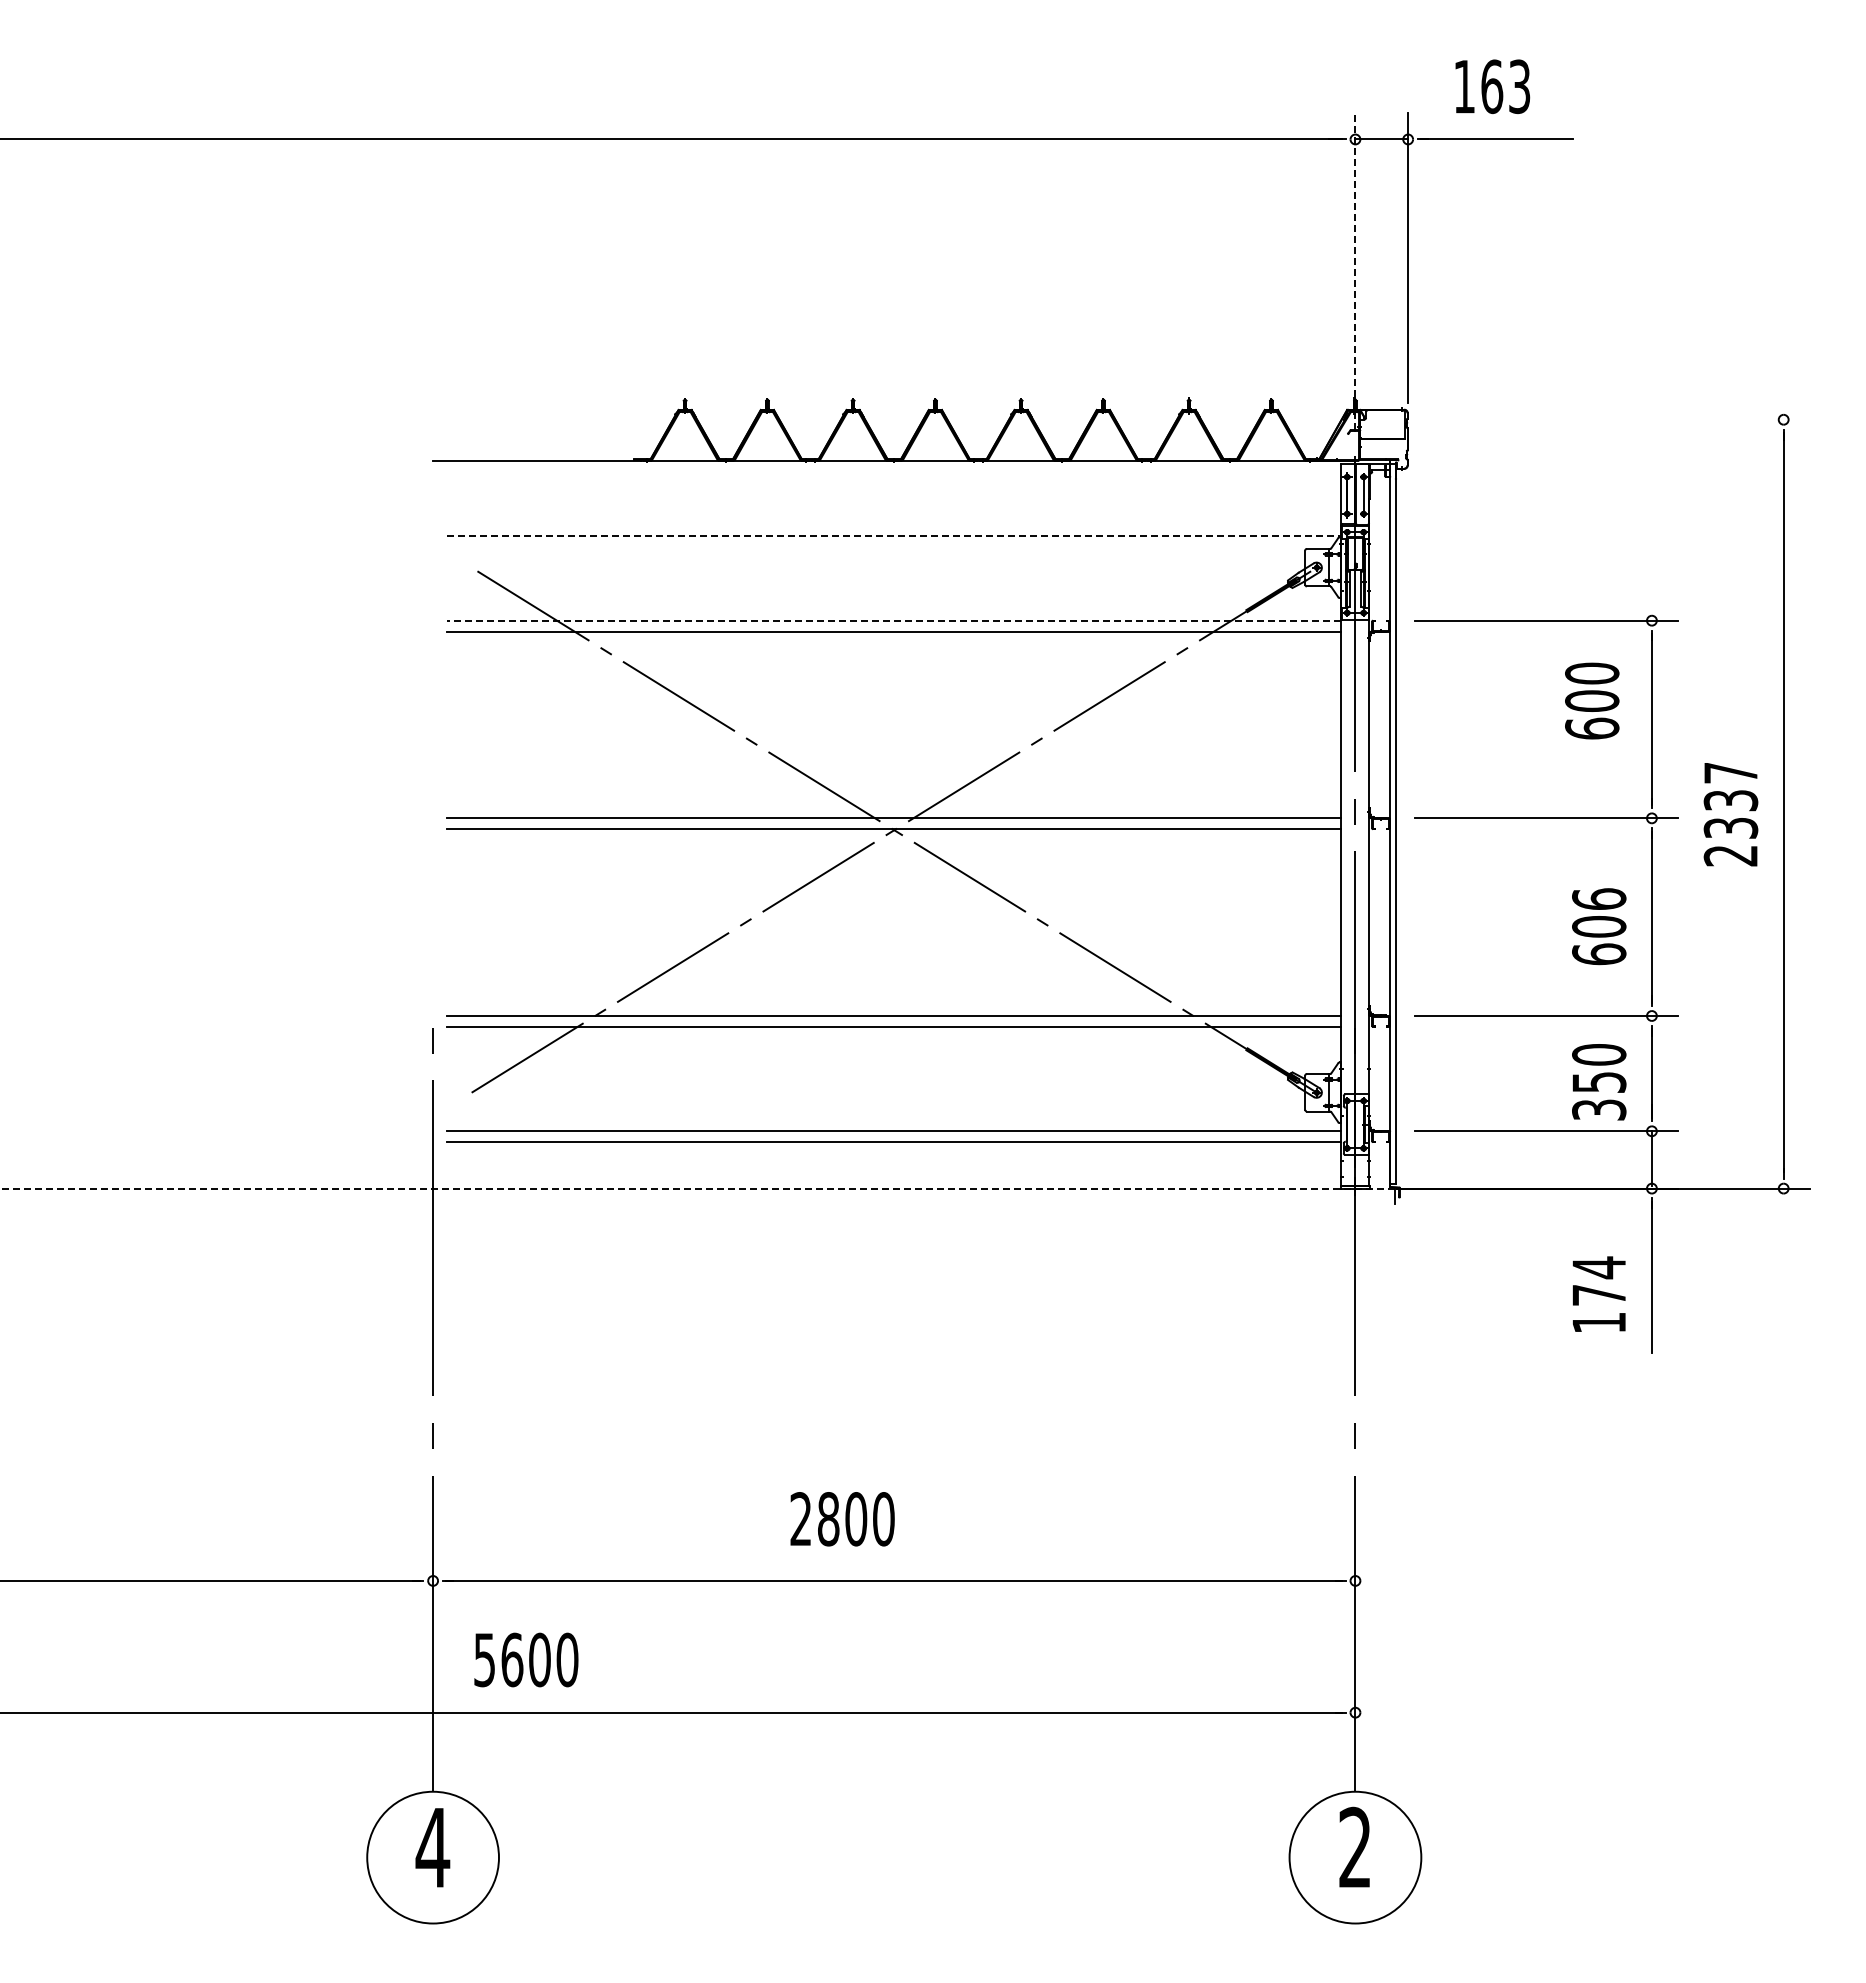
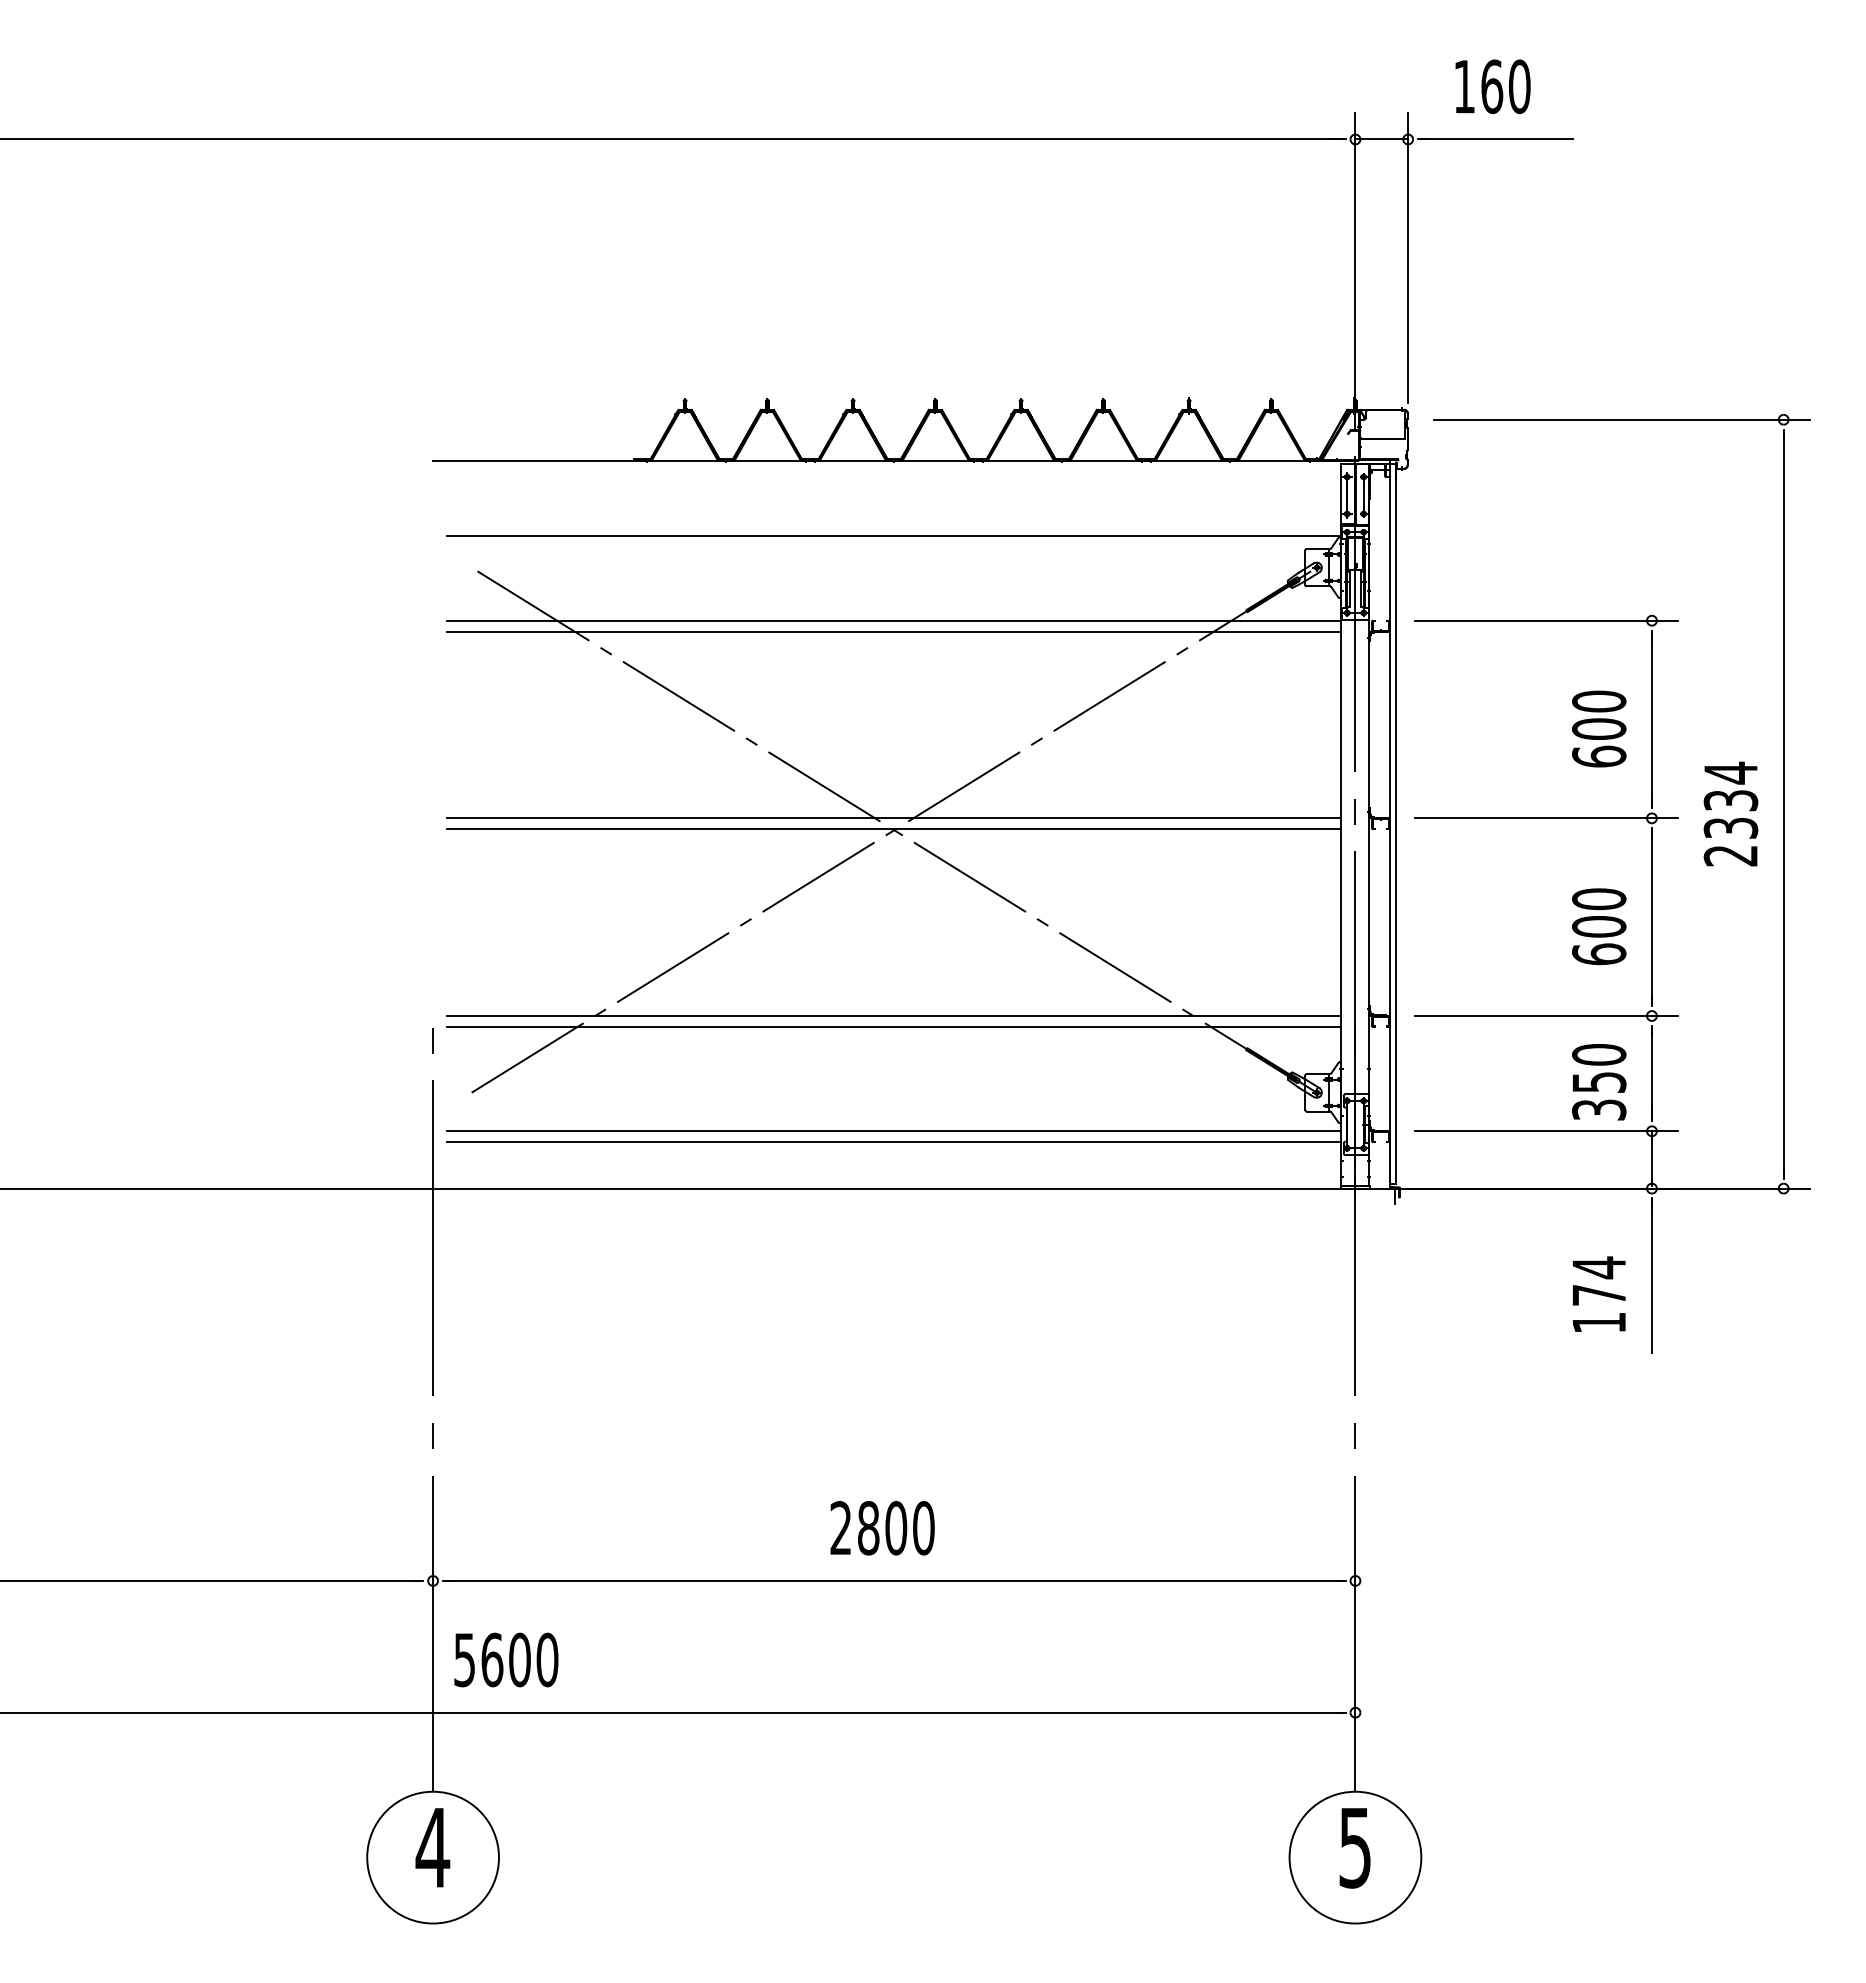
text: 163 -> 160 (1519, 86)
line: dashed -> solid (1355, 270)
line: none -> present (1621, 419)
line: dashed -> solid (894, 536)
line: dashed -> solid (893, 620)
text position: (1592, 700) -> (1599, 728) (1599, 728)
text: 2337 -> 2334 (1730, 772)
text: 606 -> 600 (1599, 899)
line: dashed -> solid (697, 1188)
text position: (842, 1519) -> (882, 1528) (882, 1528)
text position: (526, 1659) -> (506, 1659) (506, 1659)
text: 2 -> 5 (1354, 1847)
